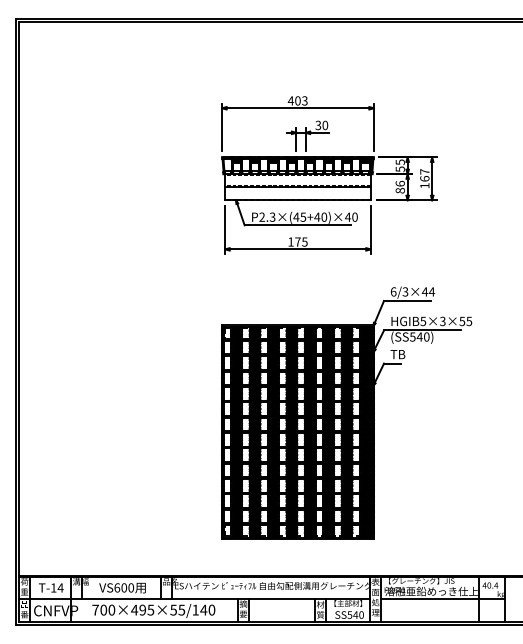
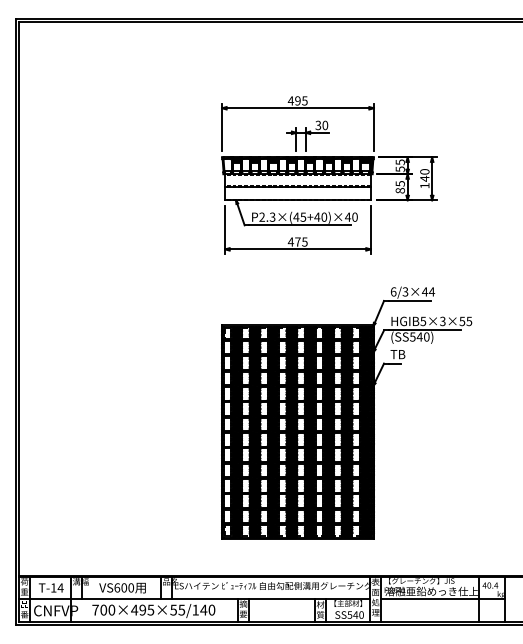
text: 403 -> 495 (301, 100)
text: 167 -> 140 (424, 175)
text: 86 -> 85 (399, 183)
text: 175 -> 475 (290, 241)
